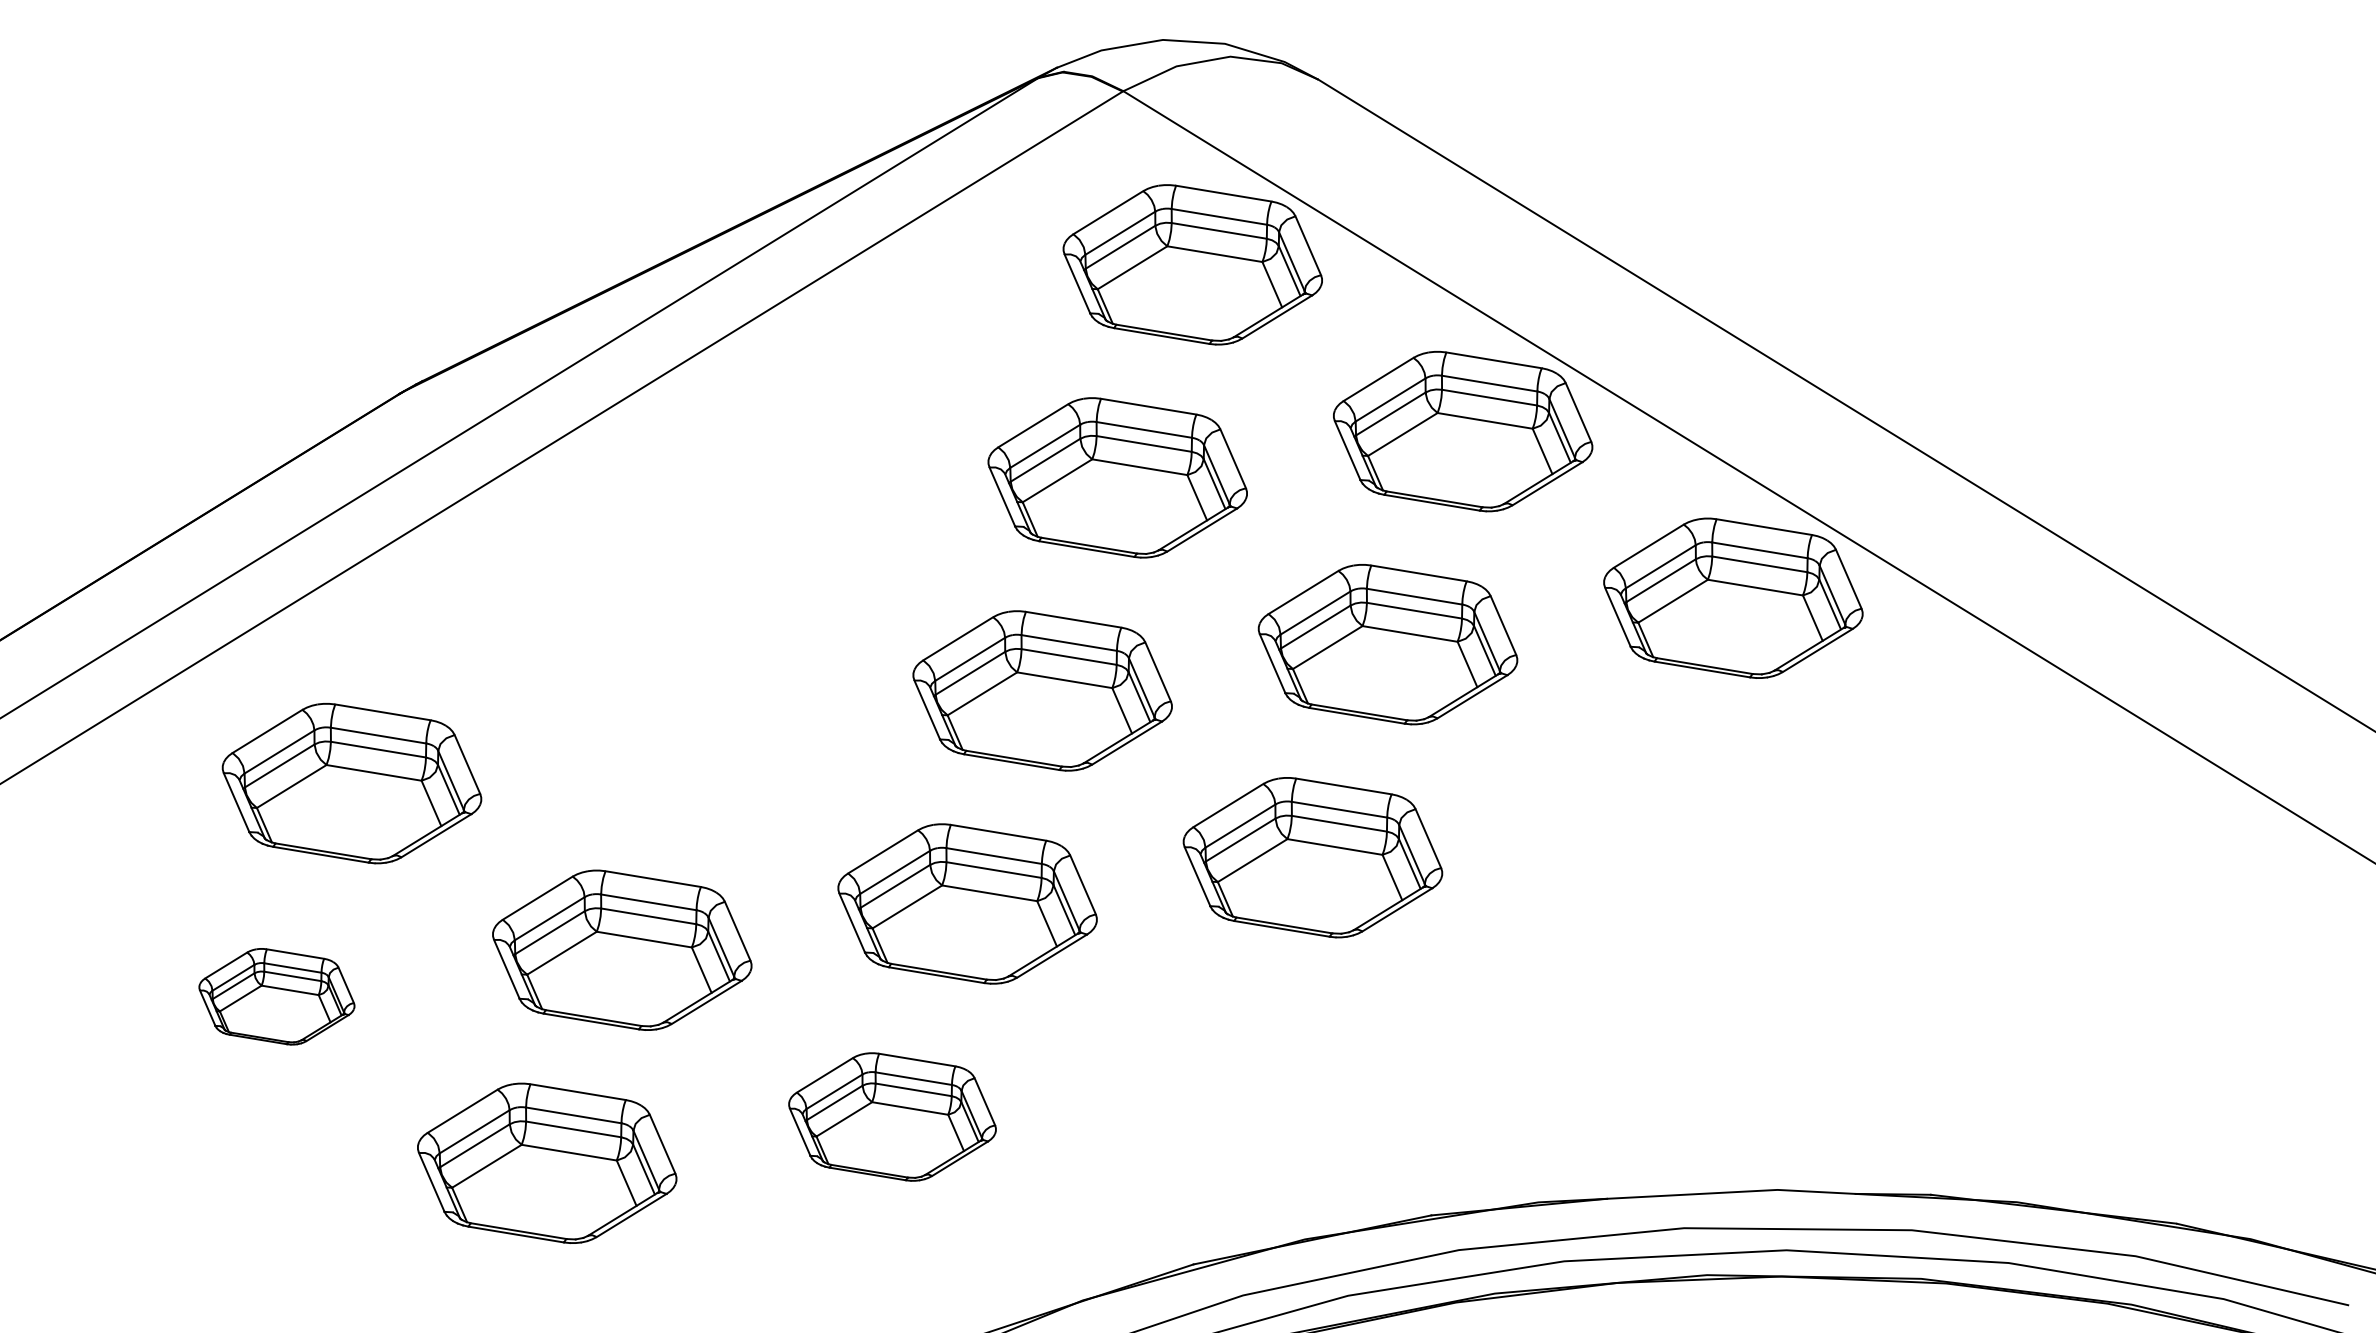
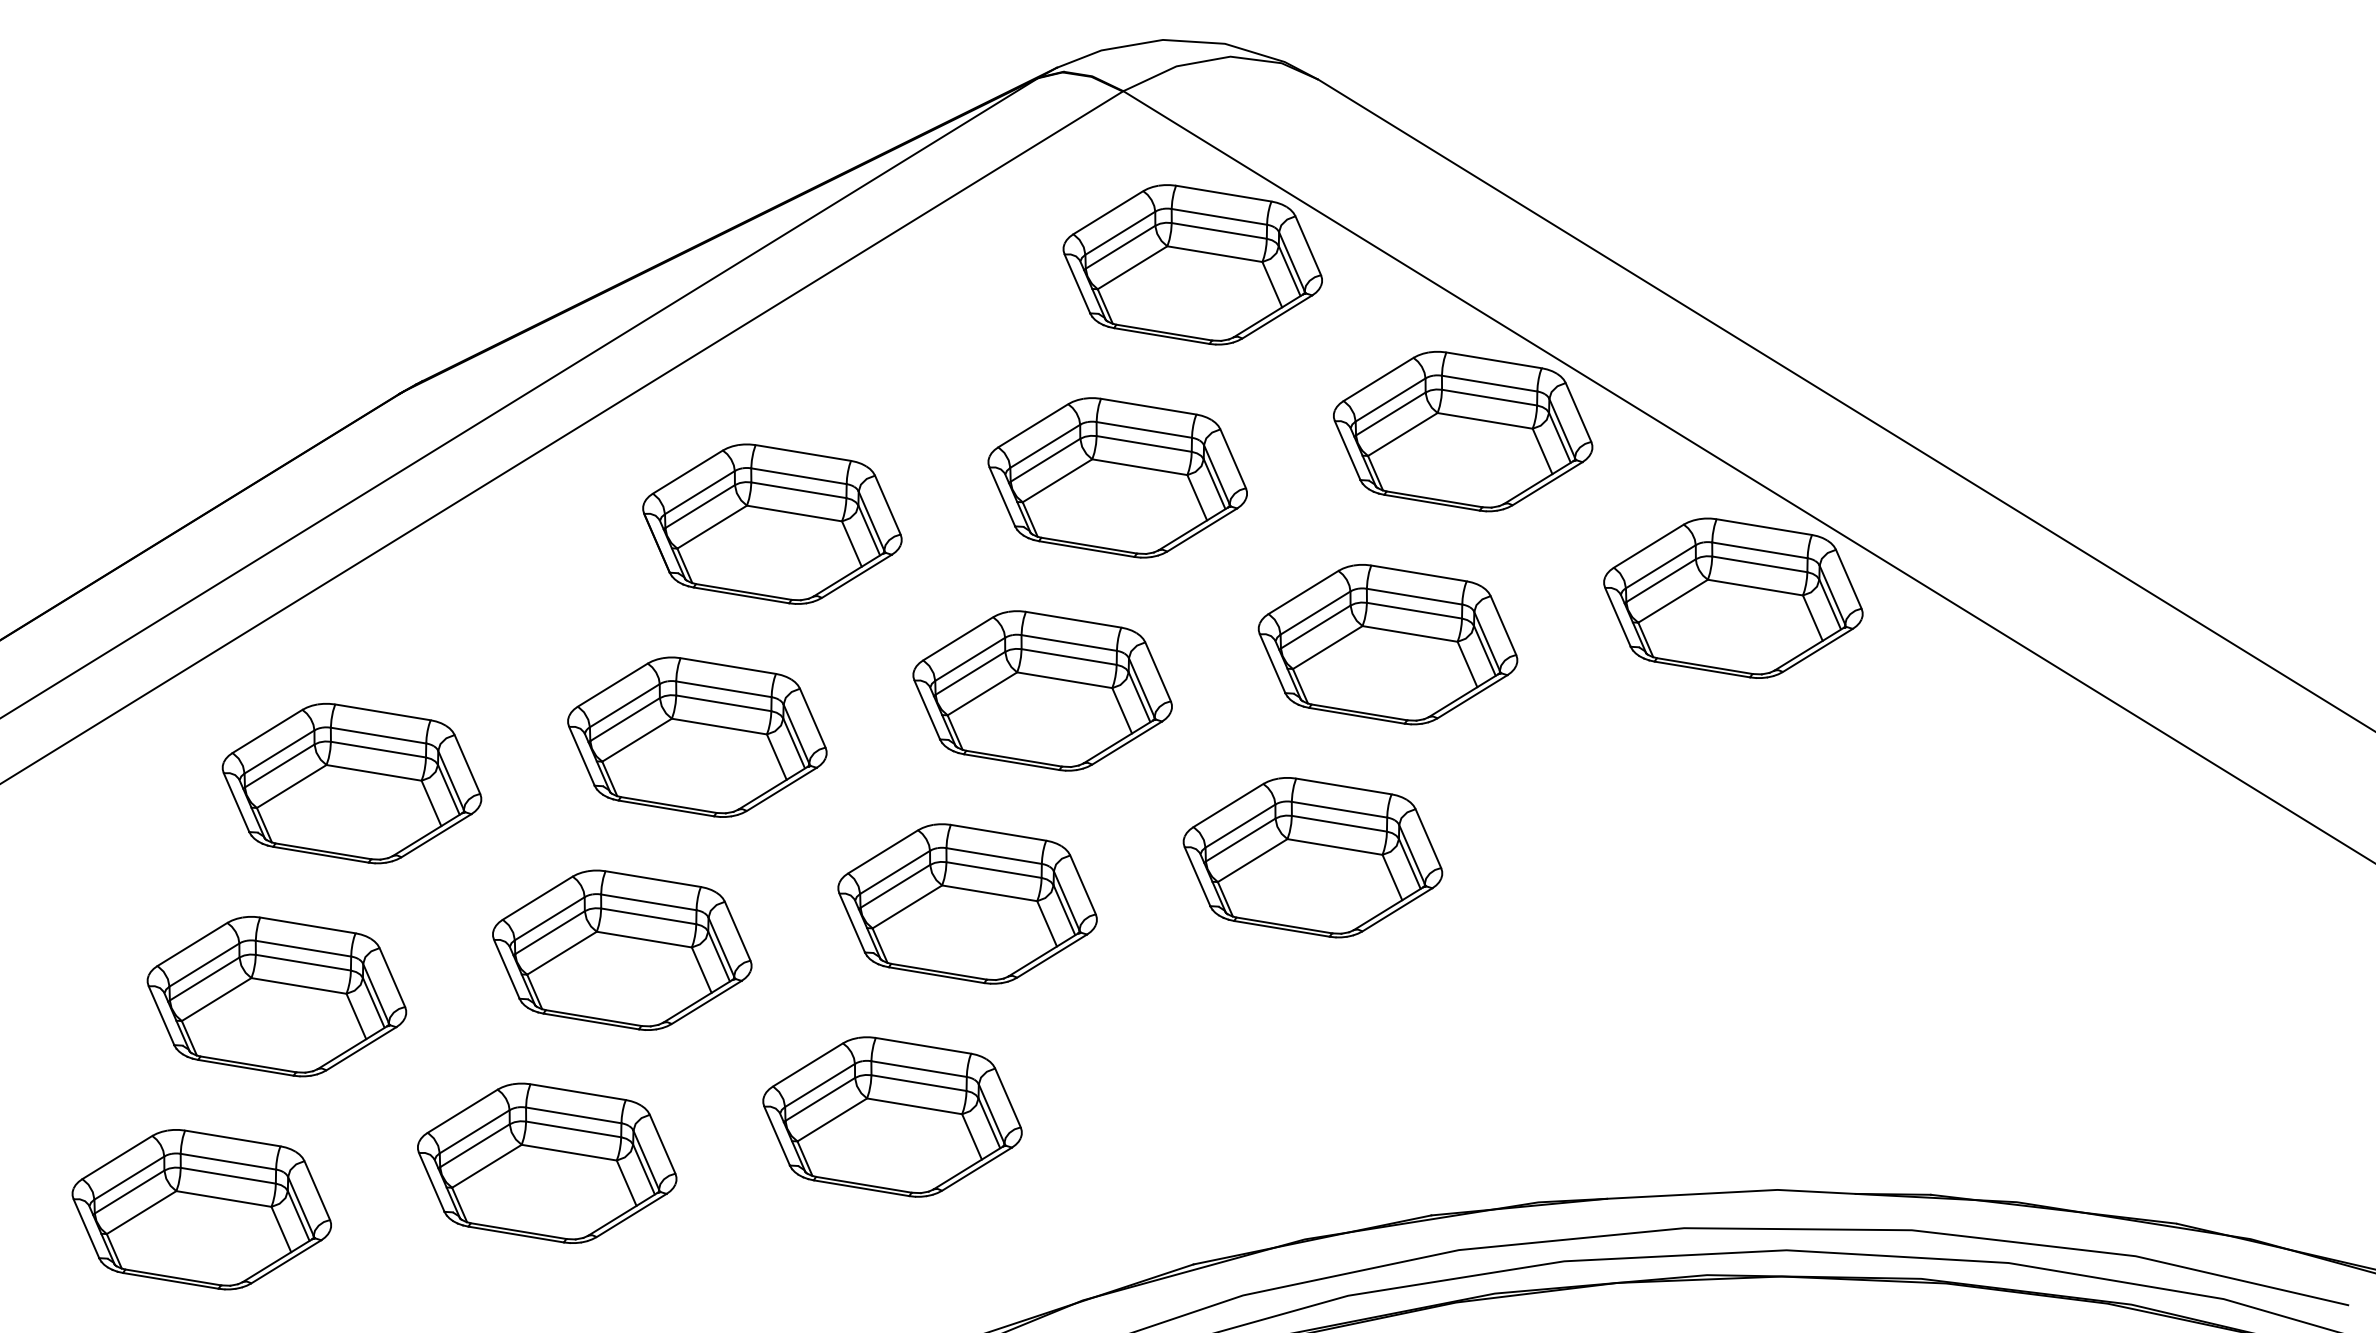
part: none -> present (772, 523)
part: none -> present (697, 736)
part size: 158x98 px -> 262x162 px (276, 996)
part size: 209x130 px -> 261x162 px (892, 1116)
part: none -> present (201, 1209)
